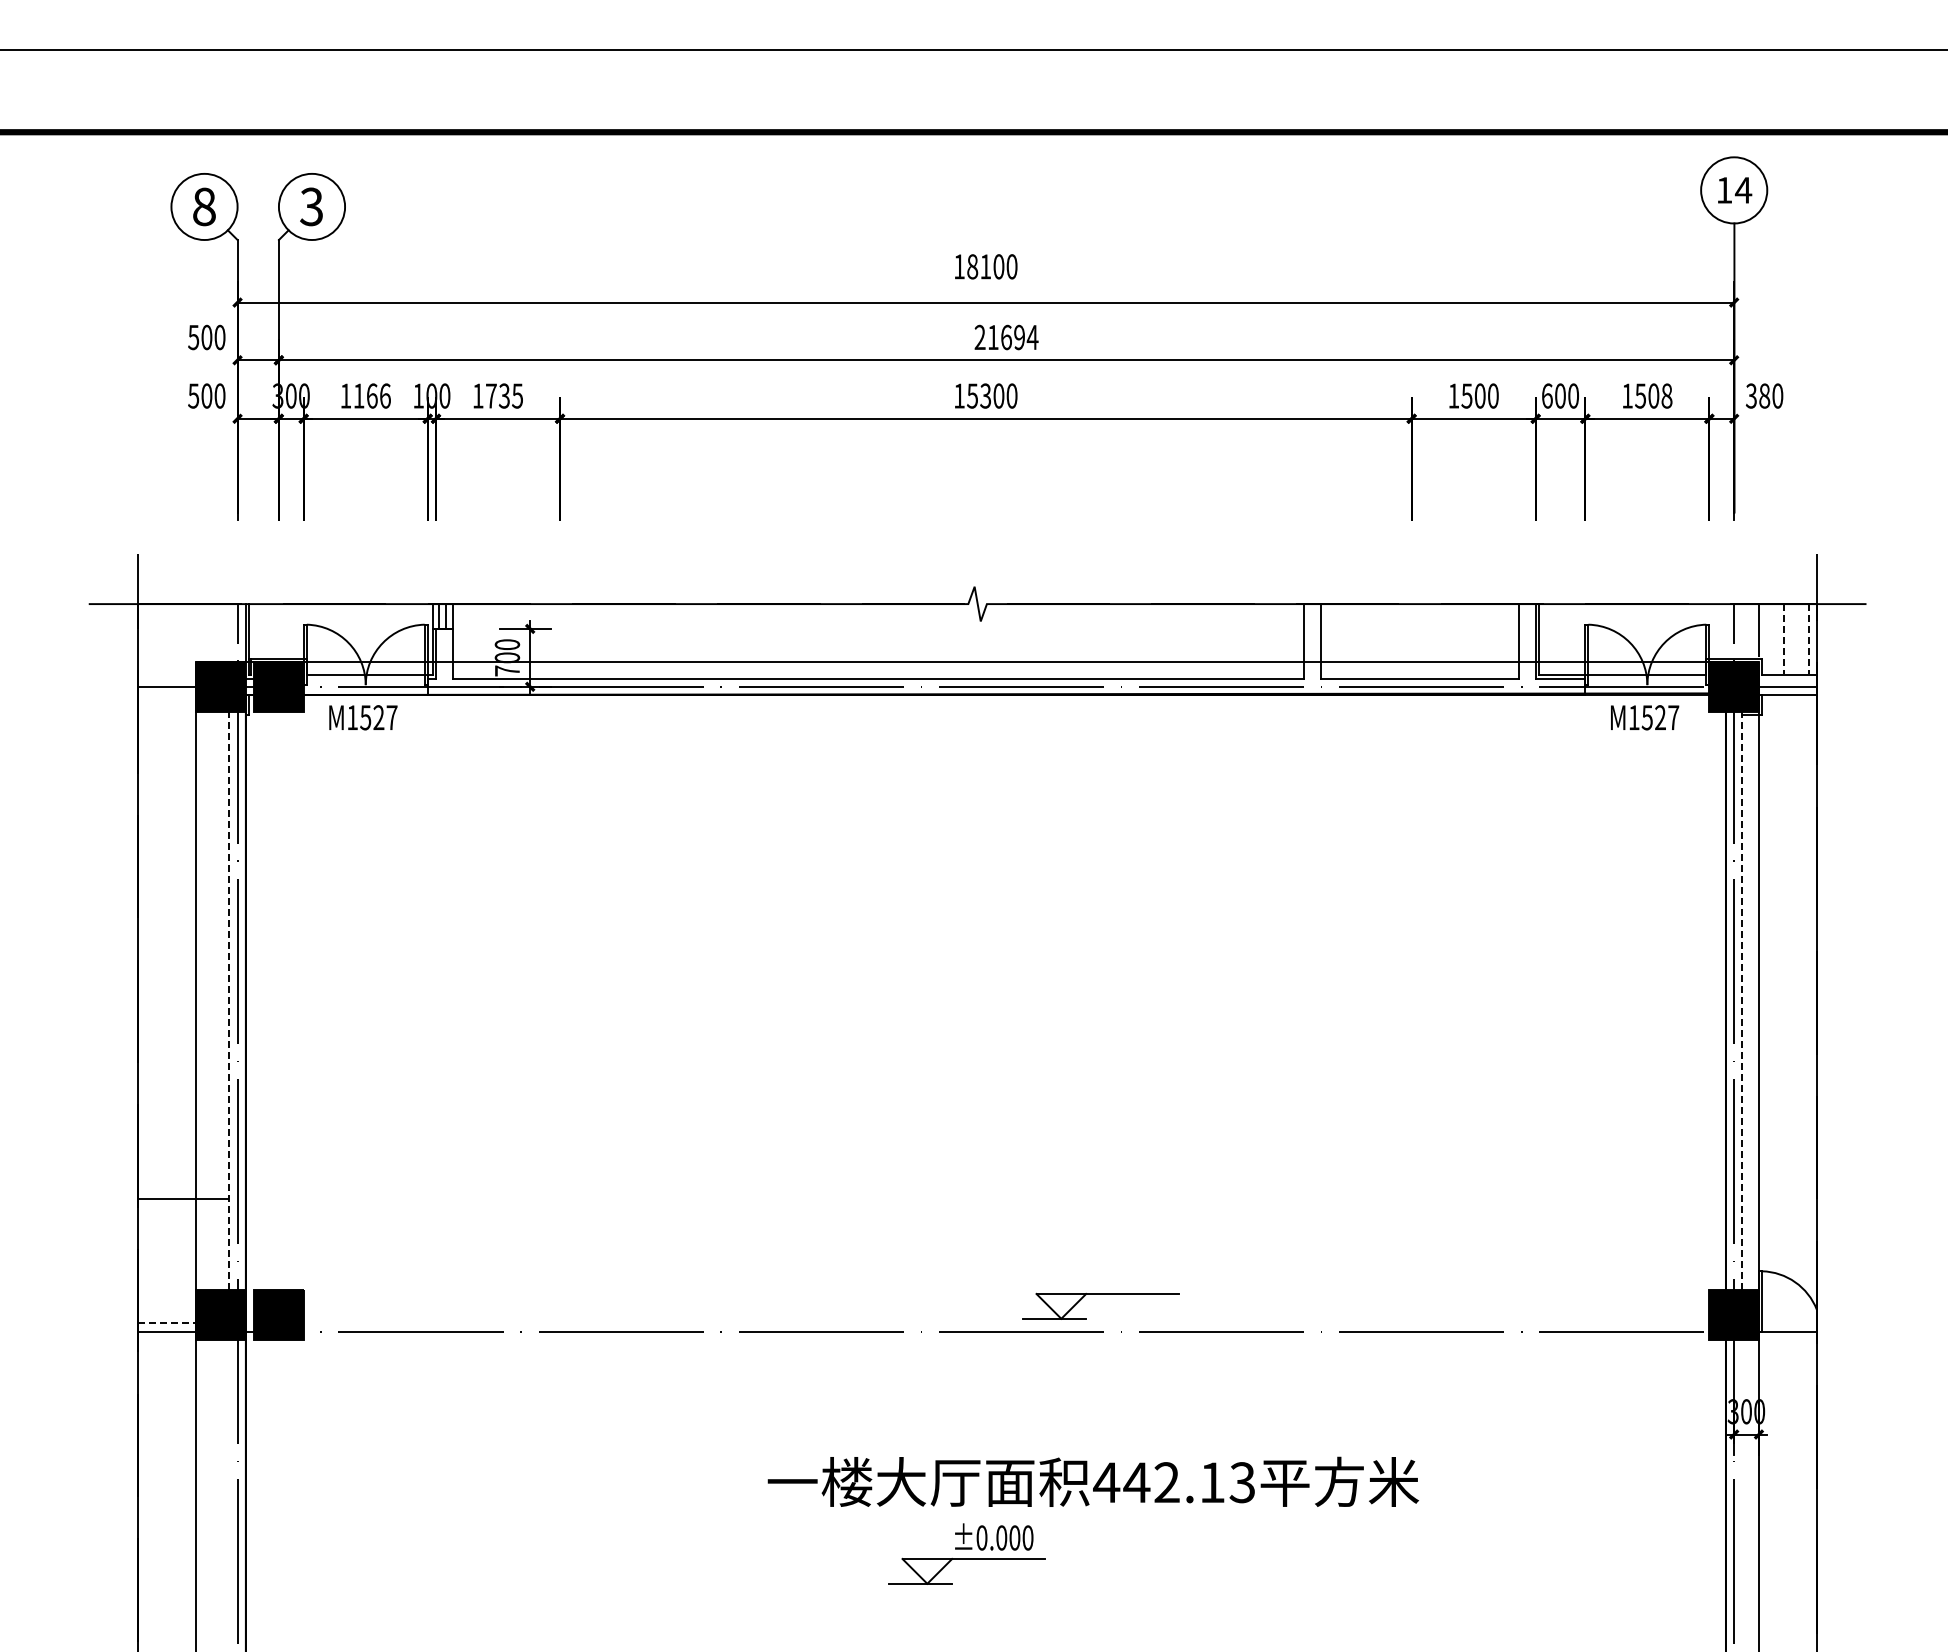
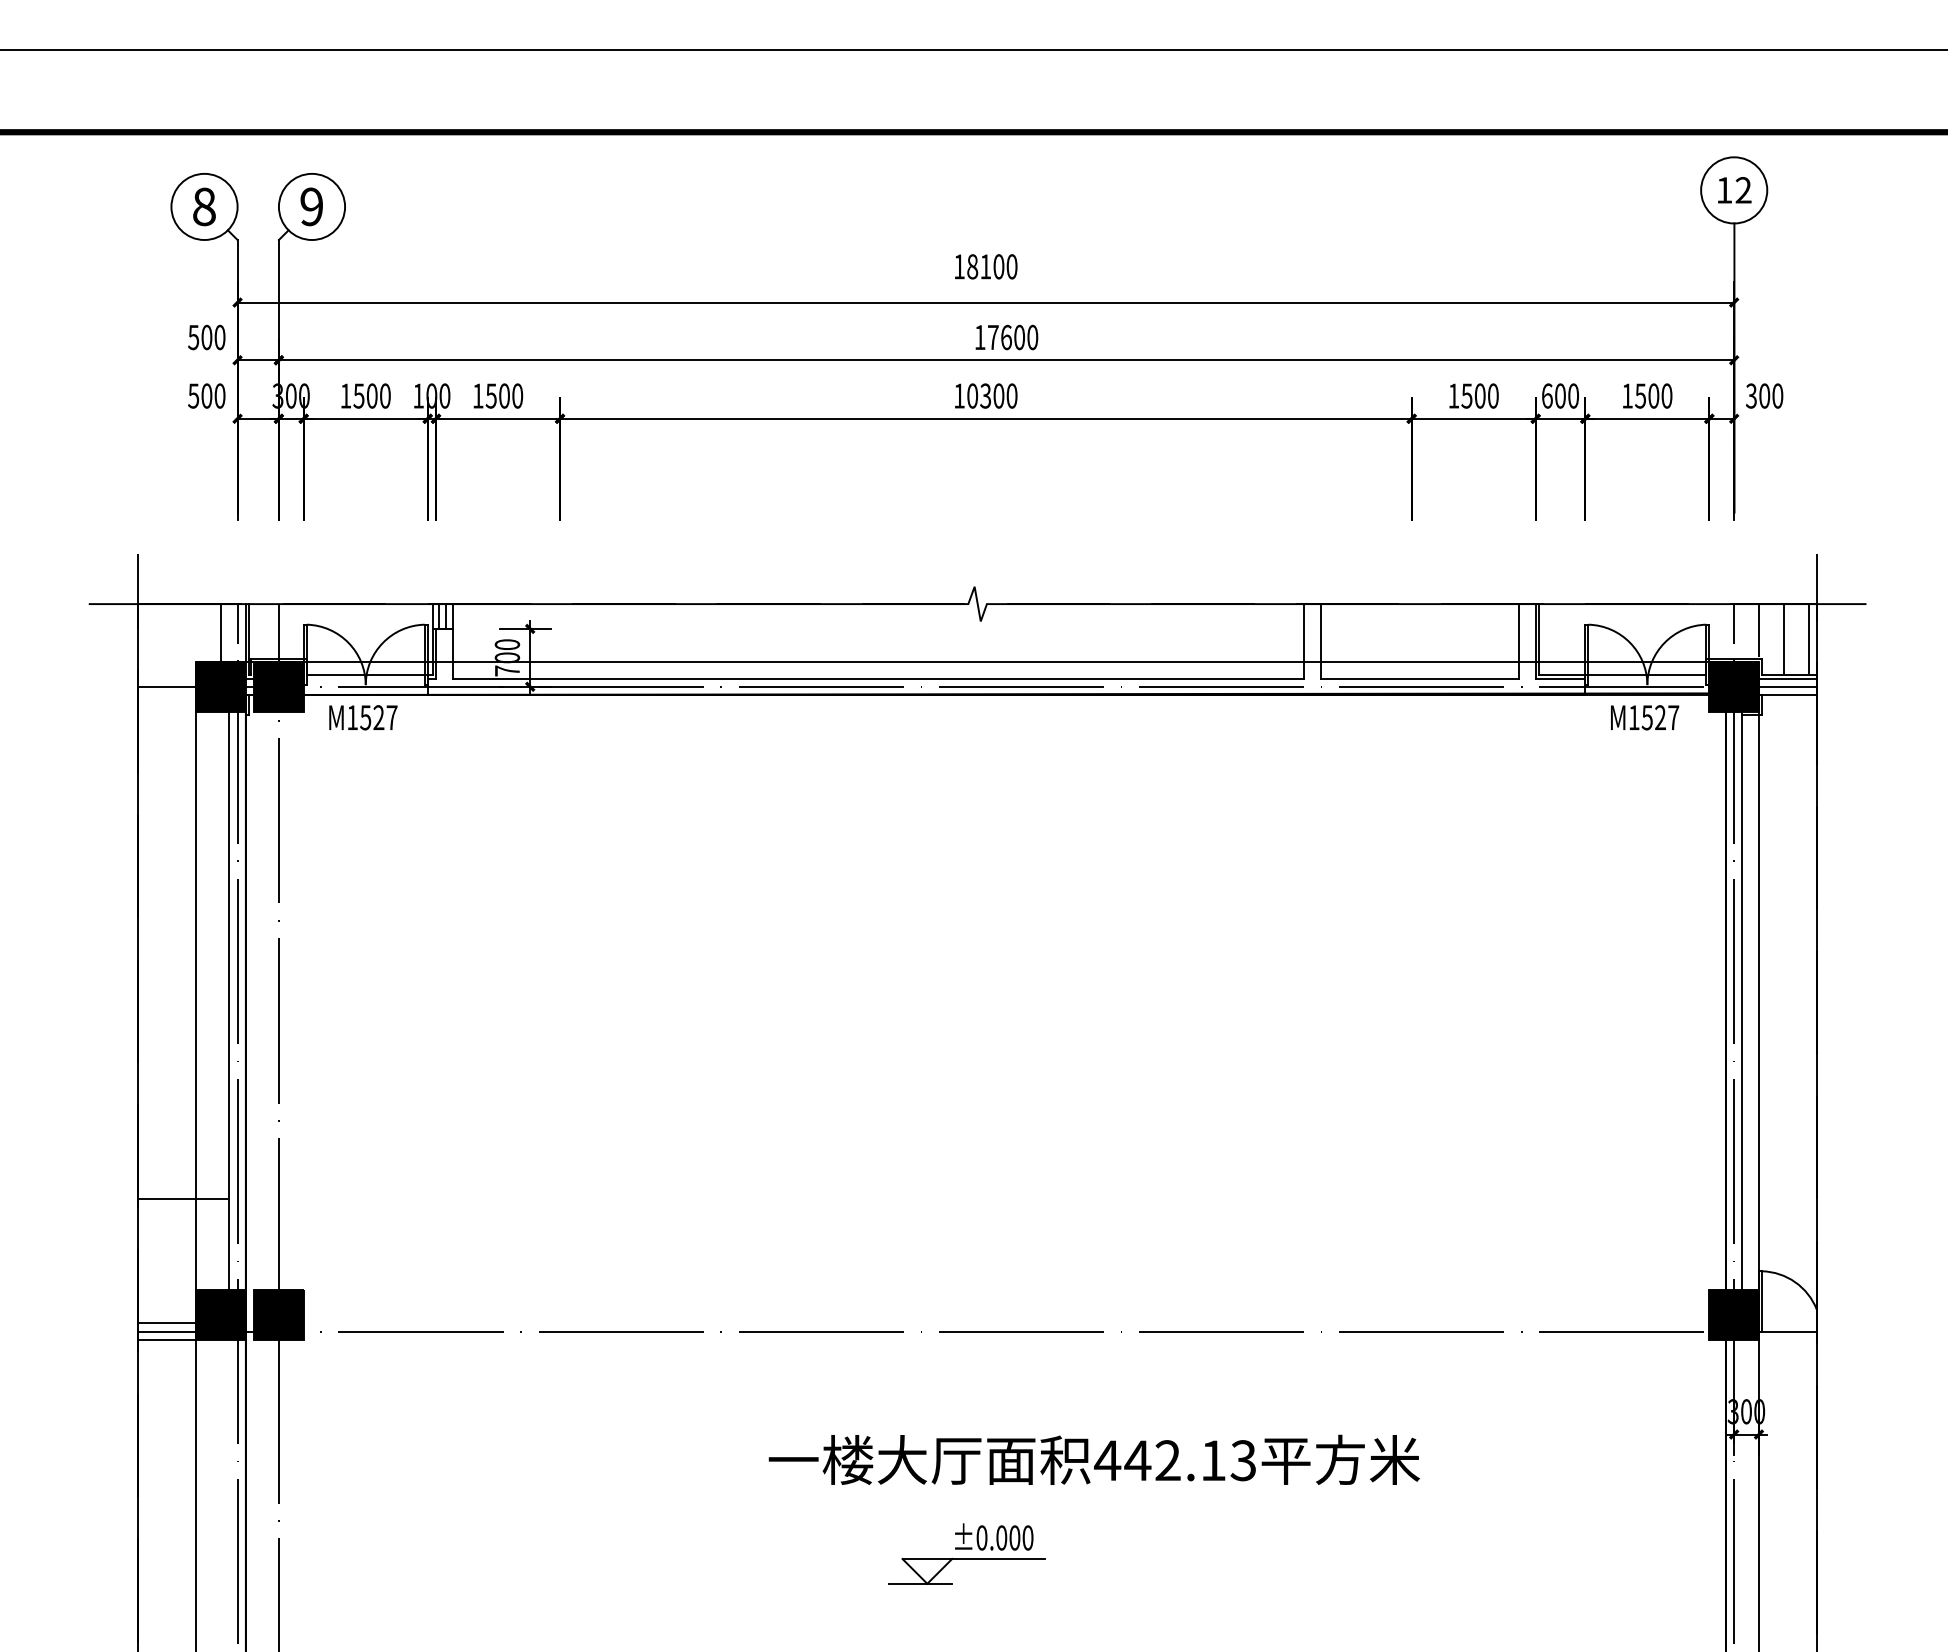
text: 14 -> 12 (1743, 190)
text: 3 -> 9 (311, 206)
text: 21694 -> 17600 (1006, 337)
text: 1166 -> 1500 (371, 395)
text: 1735 -> 1500 (504, 395)
text: 15300 -> 10300 (972, 395)
text: 1508 -> 1500 (1666, 396)
text: 380 -> 300 (1764, 396)
line: none -> present (221, 632)
line: dashed -> solid (1783, 638)
line: dashed -> solid (1808, 638)
line: none -> present (1787, 678)
line: dashed -> solid (229, 1000)
line: dashed -> solid (1742, 1000)
line: none -> present (278, 1126)
part: present -> none (1100, 1294)
line: dashed -> solid (167, 1323)
line: none -> present (167, 1340)
text position: (1092, 1481) -> (1093, 1459) (1093, 1459)
